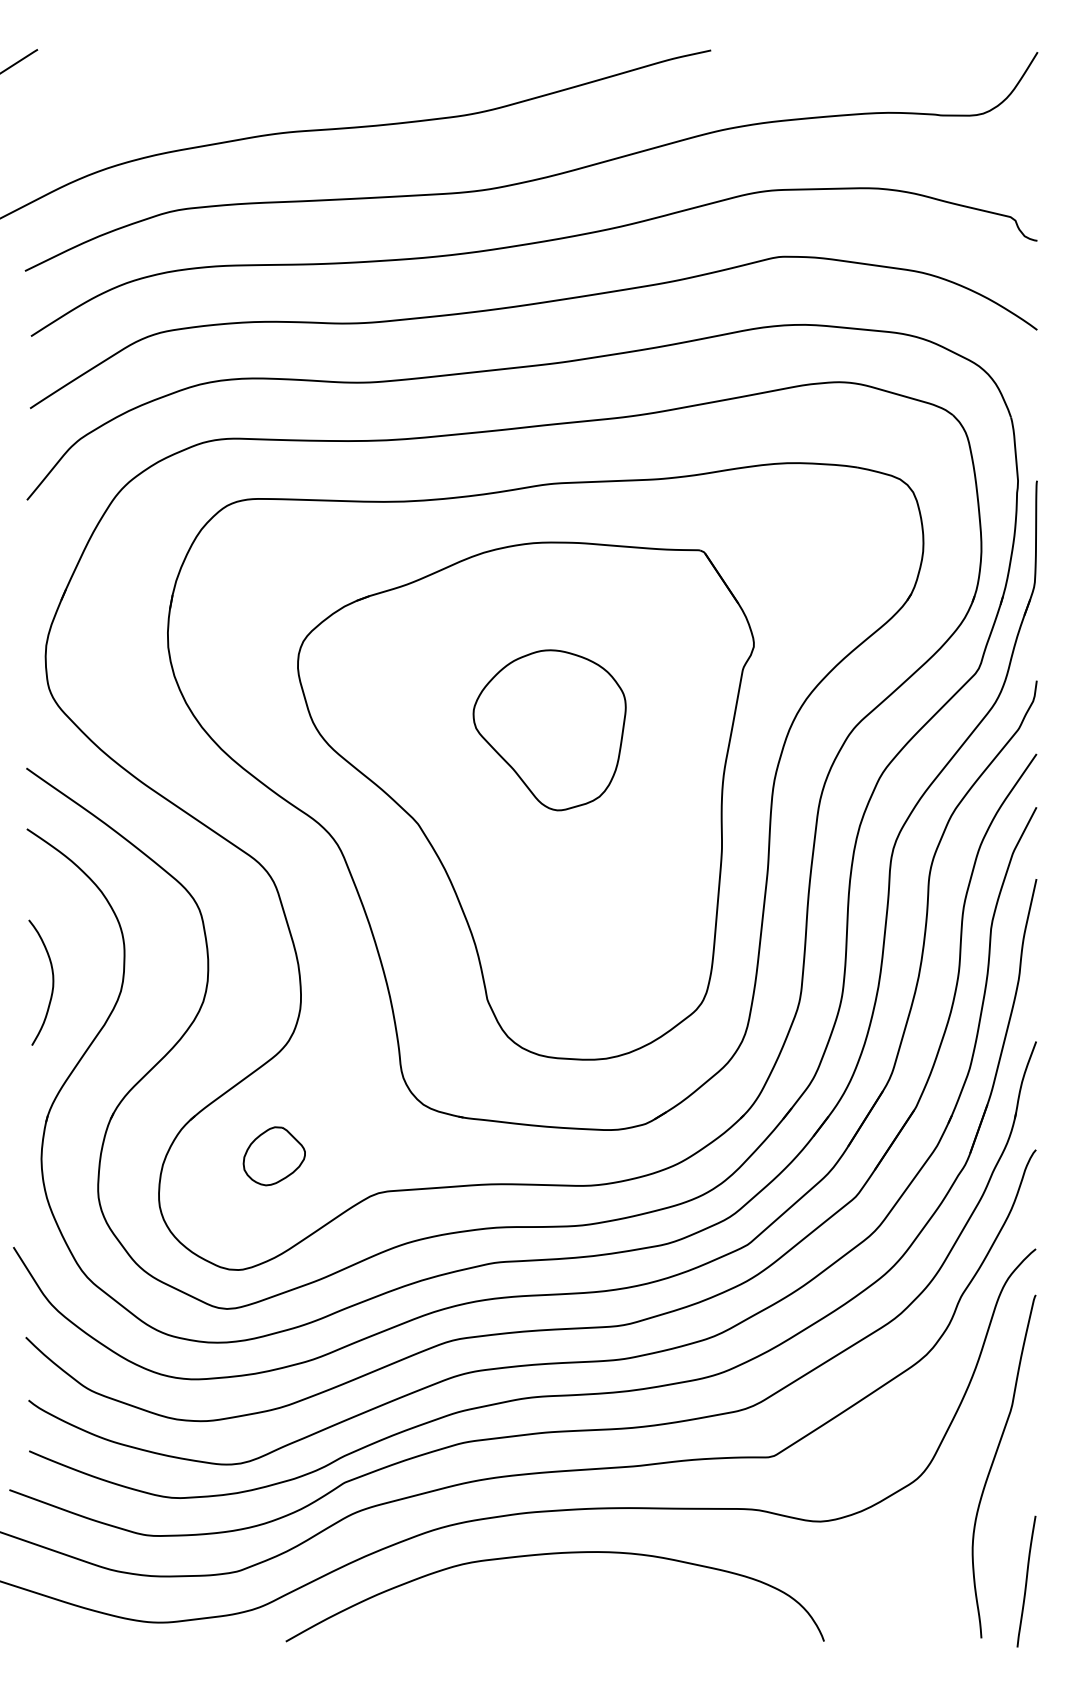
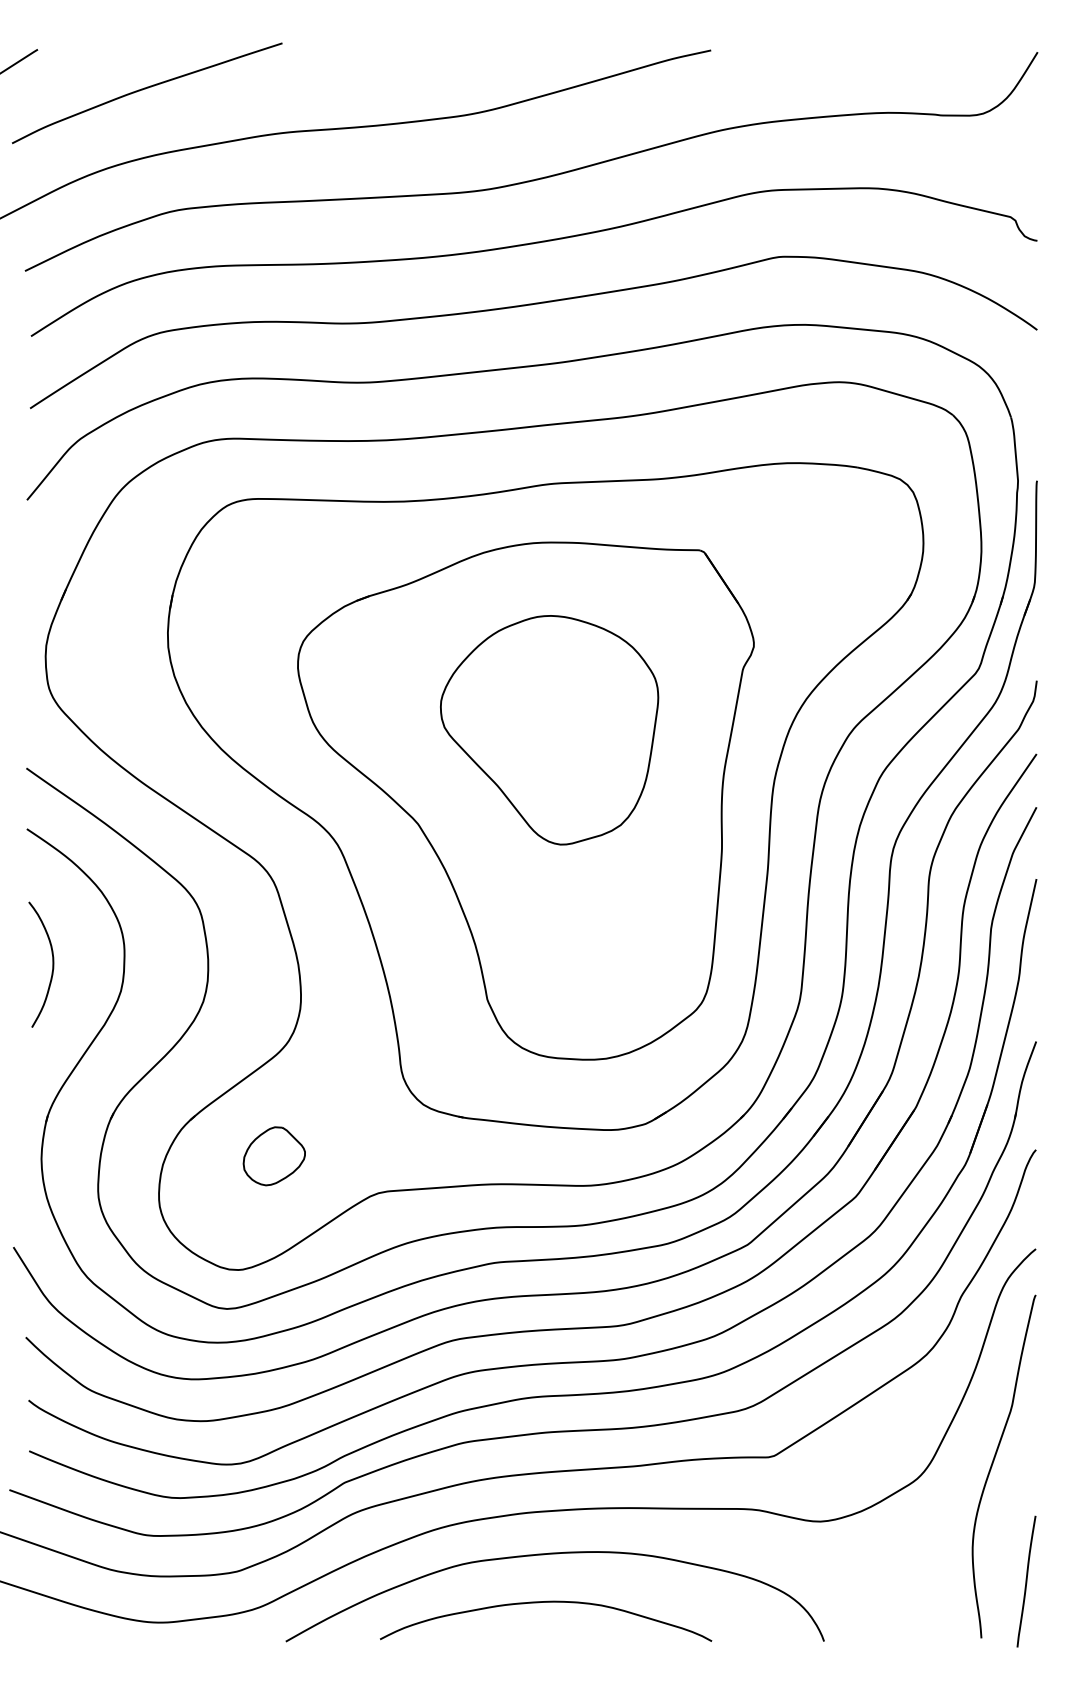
curve: none -> present (145, 89)
part size: 155x163 px -> 220x231 px (549, 730)
curve position: (52, 982) -> (52, 964) (52, 964)
curve: none -> present (546, 1602)
